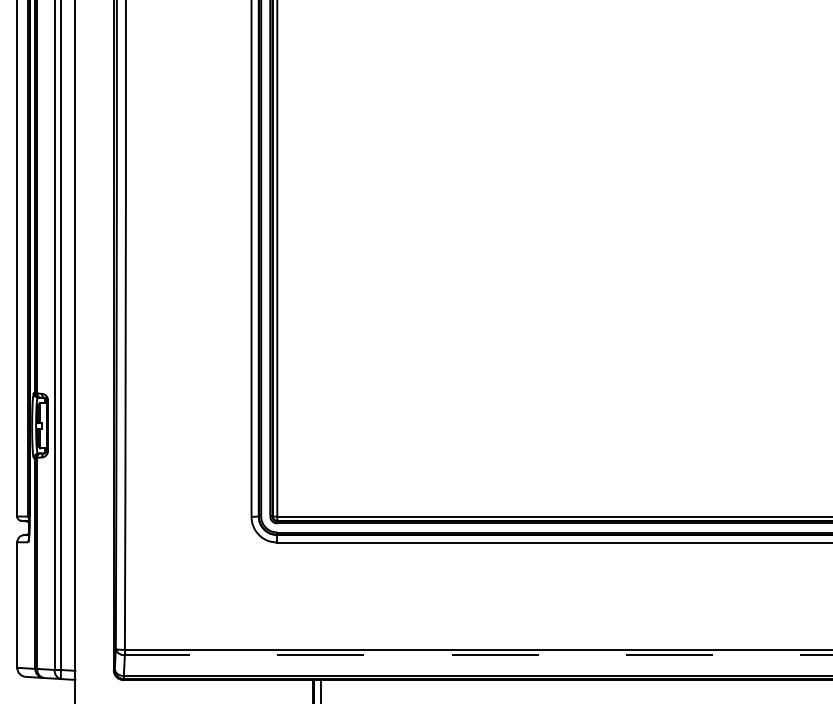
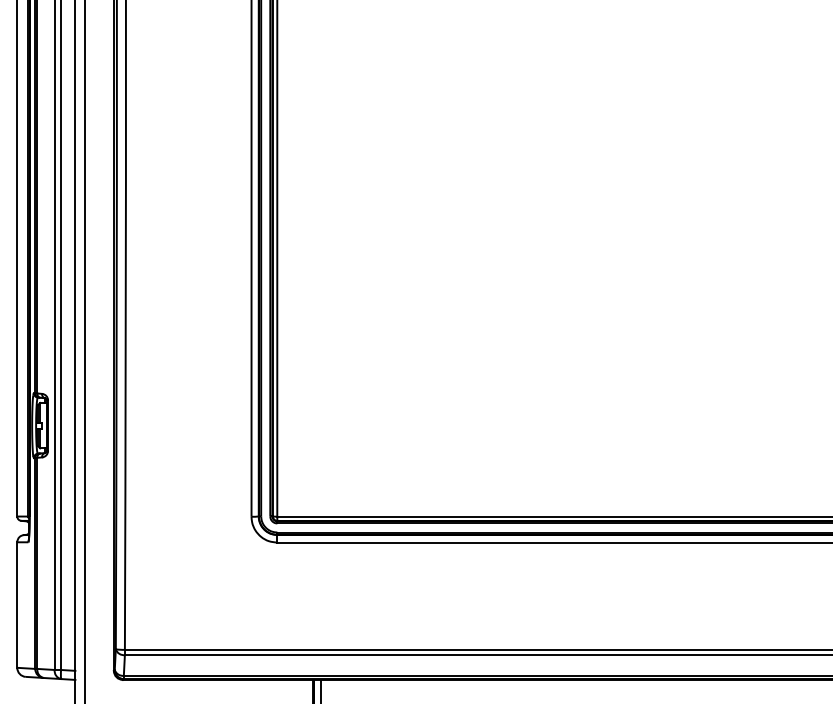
line: none -> present (84, 351)
line: dashed -> solid (478, 655)
